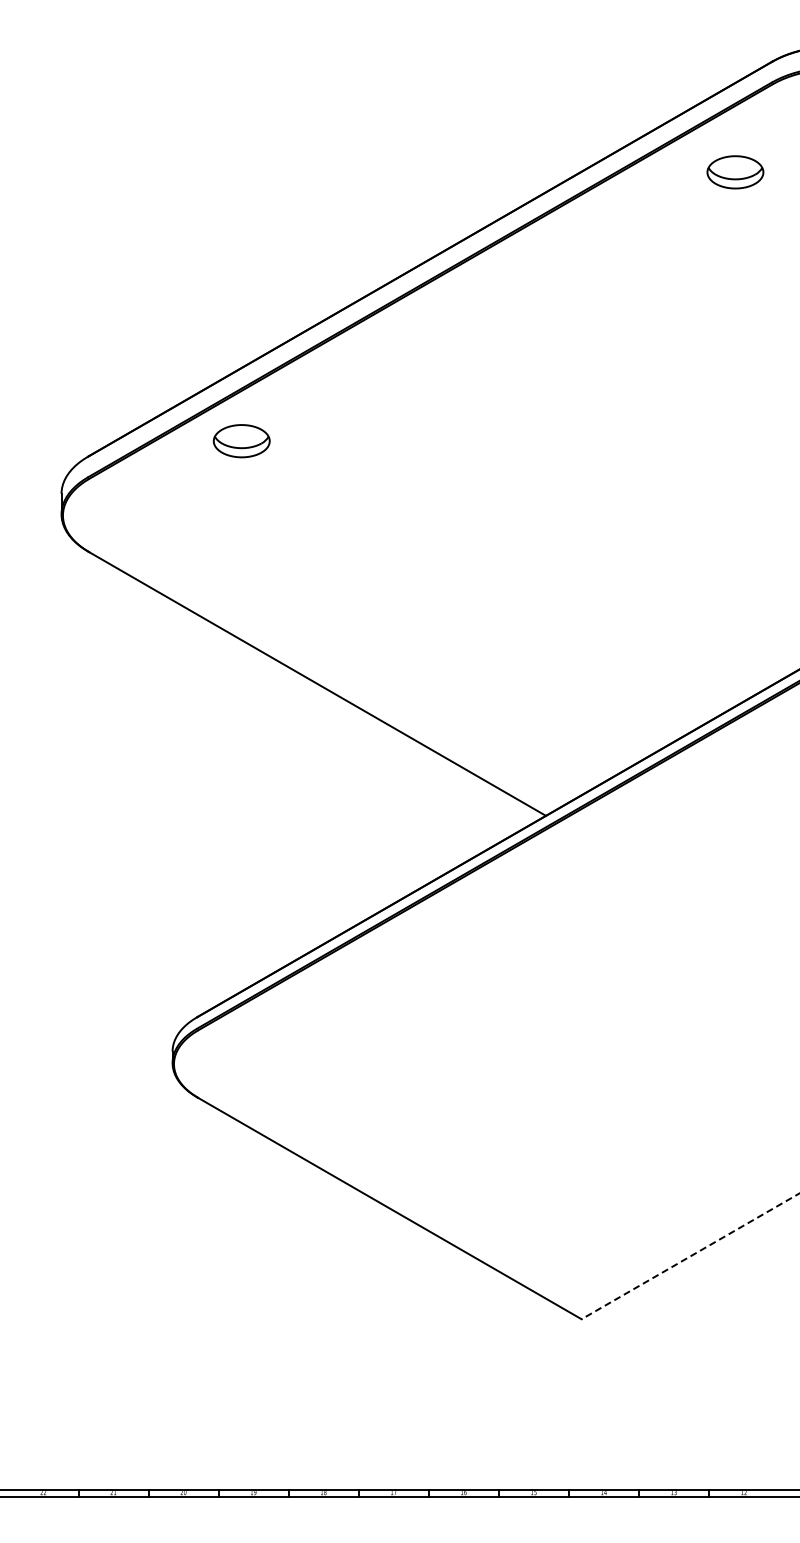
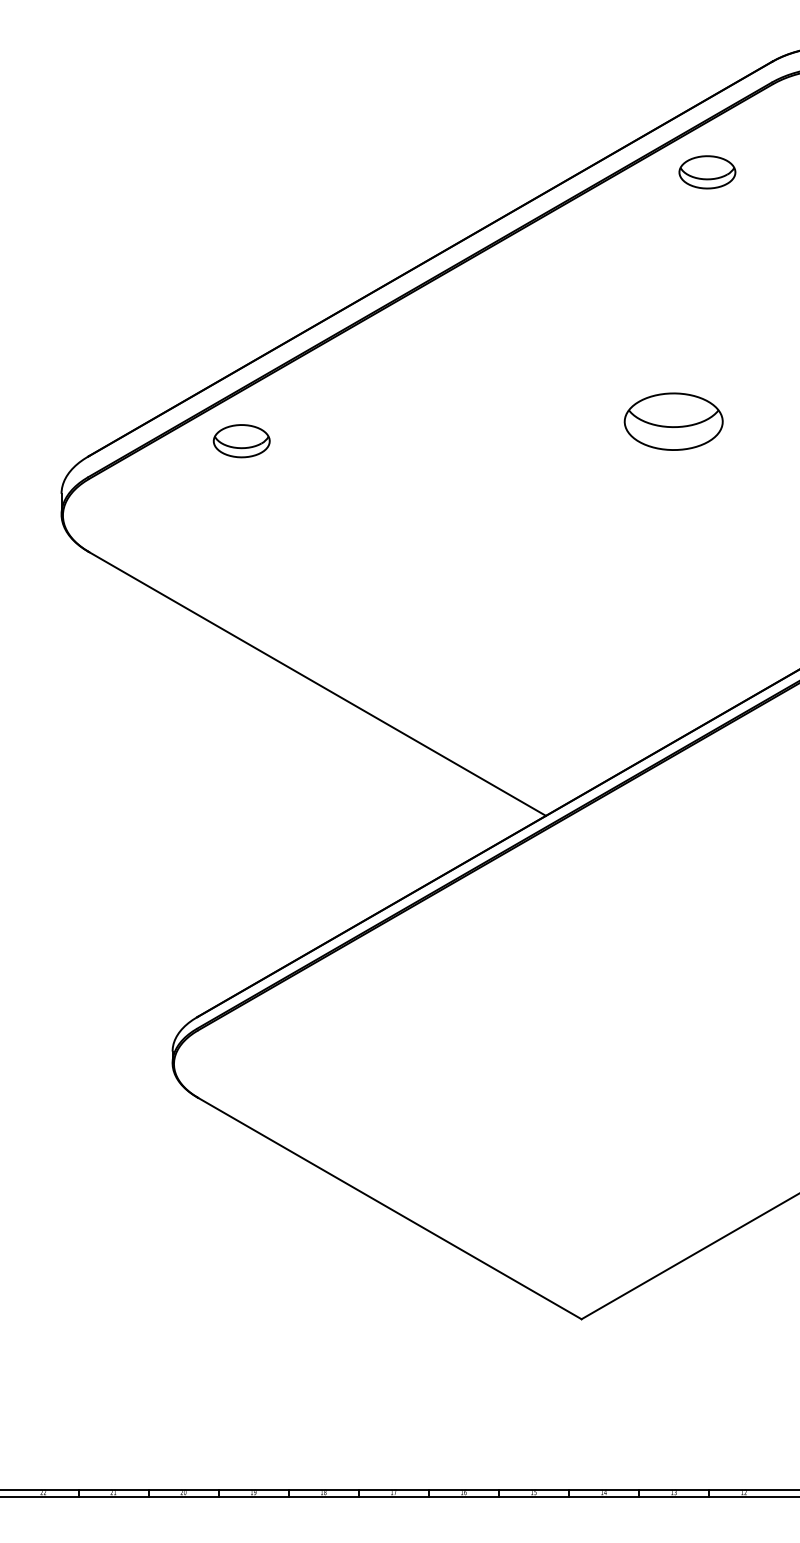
part position: (735, 172) -> (707, 172) (707, 172)
part: none -> present (673, 421)
line: dashed -> solid (690, 1256)
